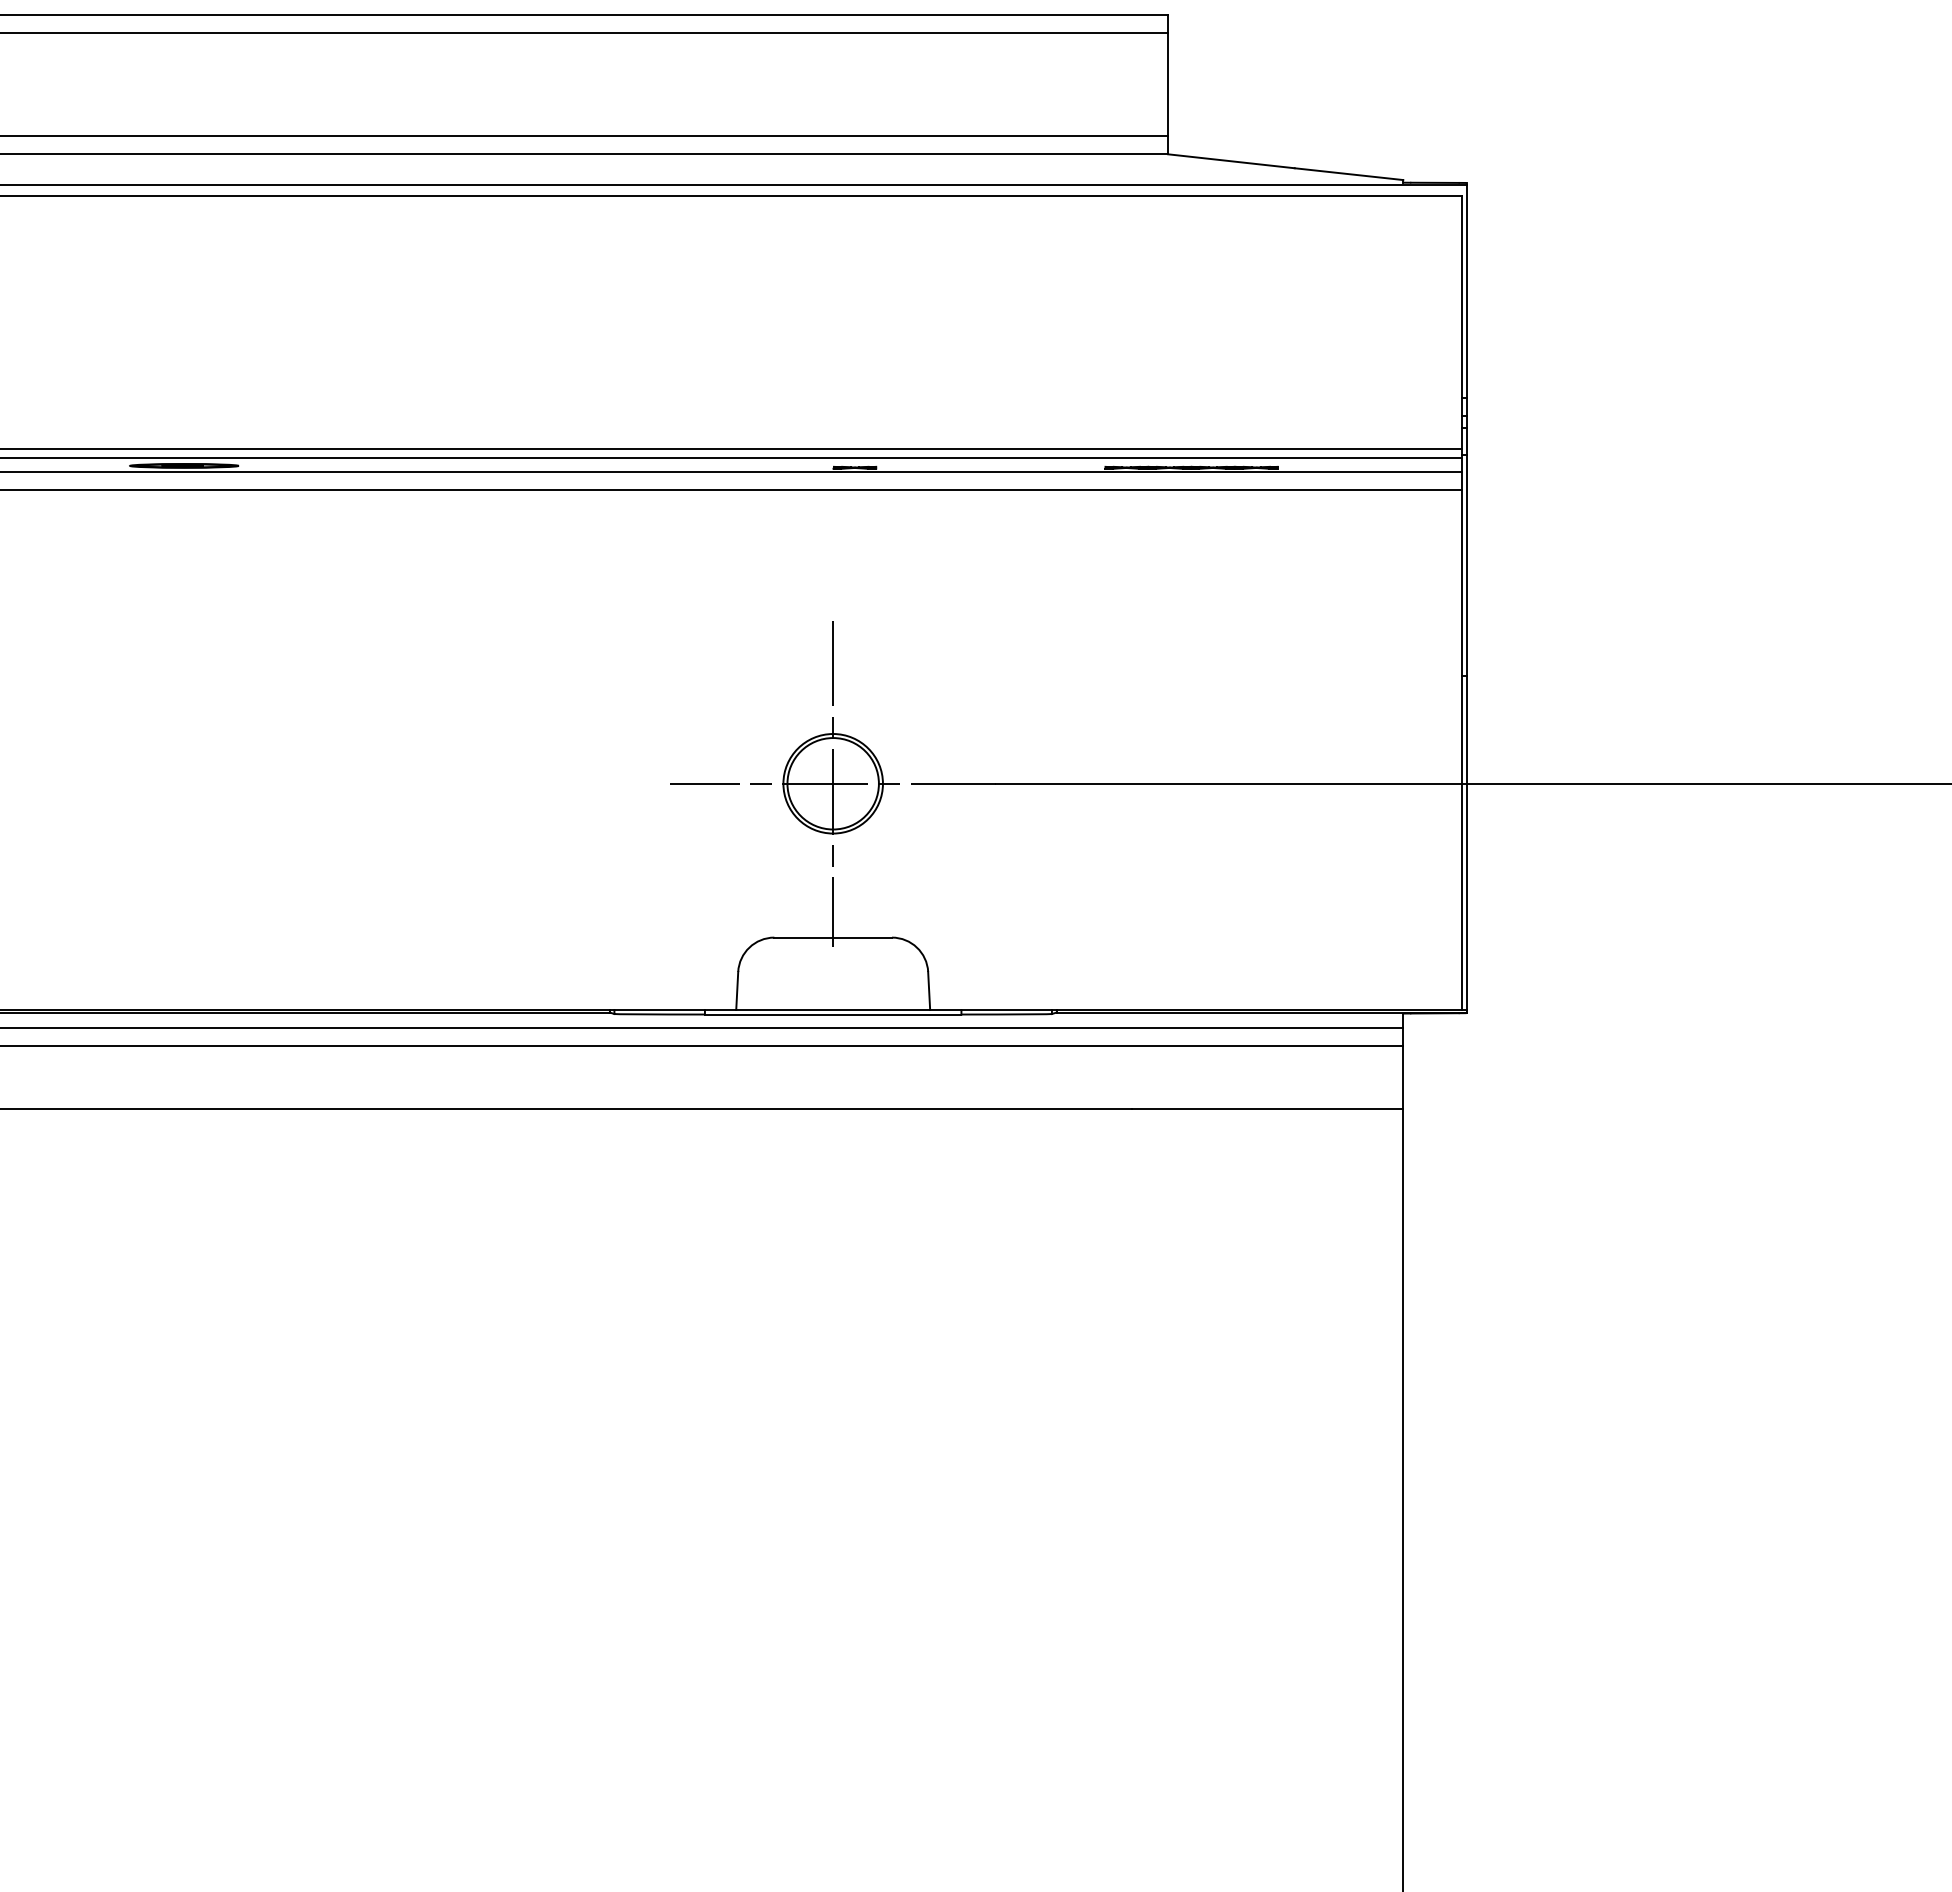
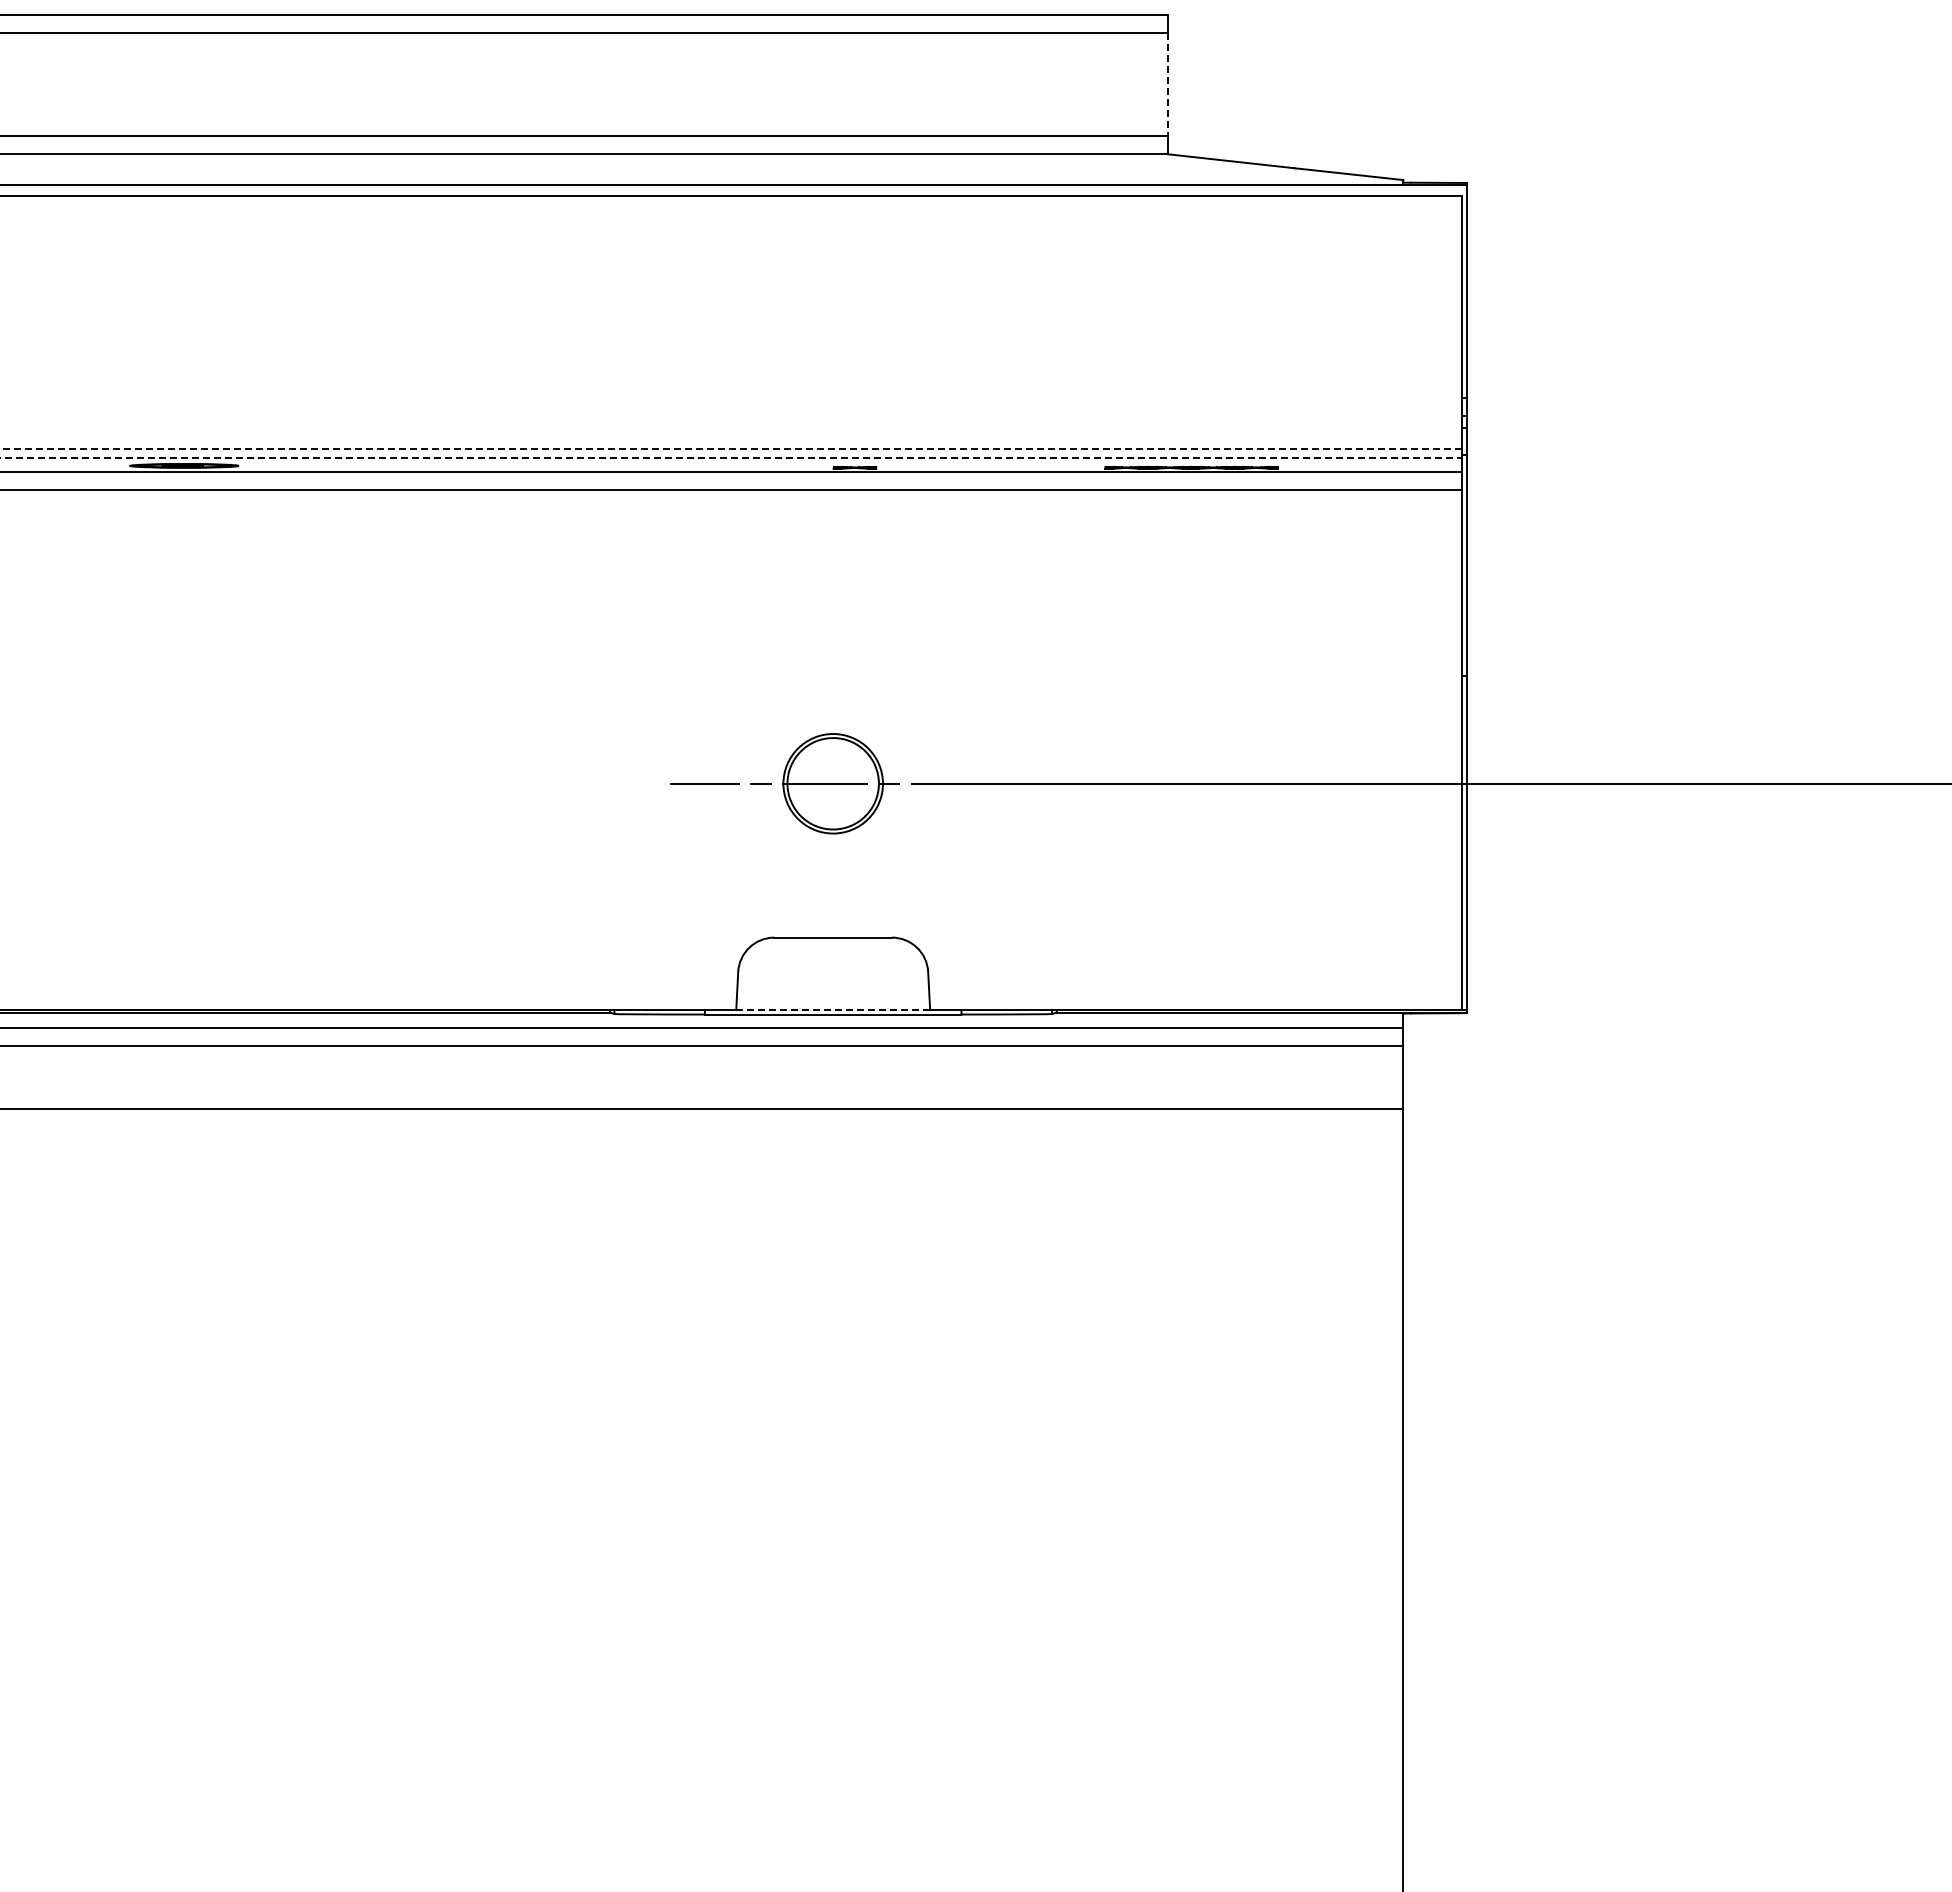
line: solid -> dashed (1168, 84)
line: solid -> dashed (731, 449)
line: solid -> dashed (731, 458)
line: present -> none (833, 783)
line: solid -> dashed (833, 1010)
